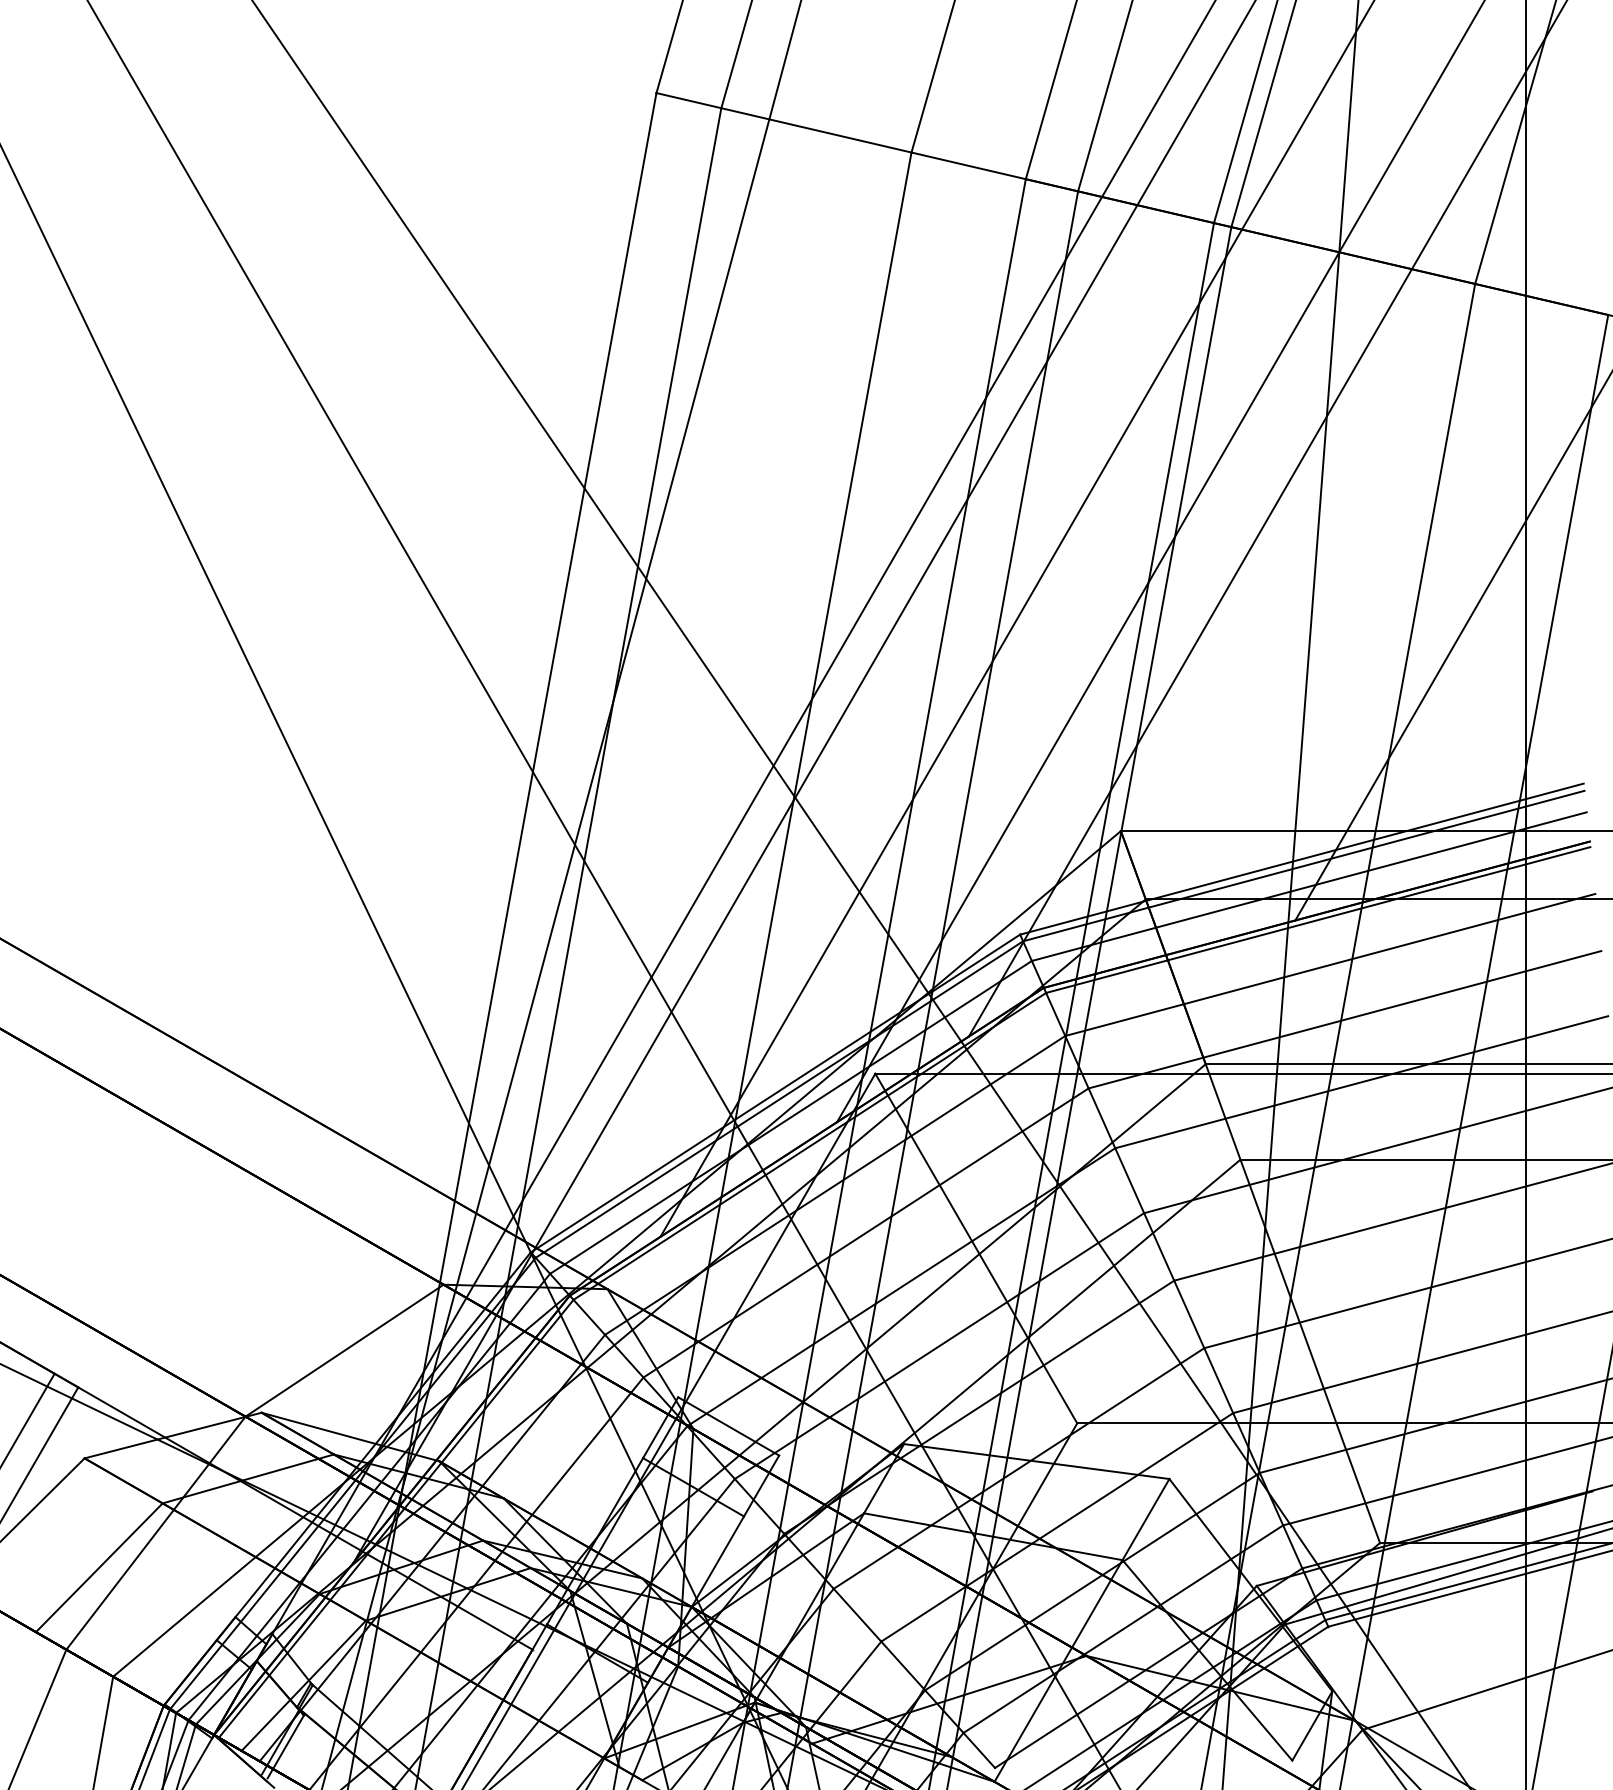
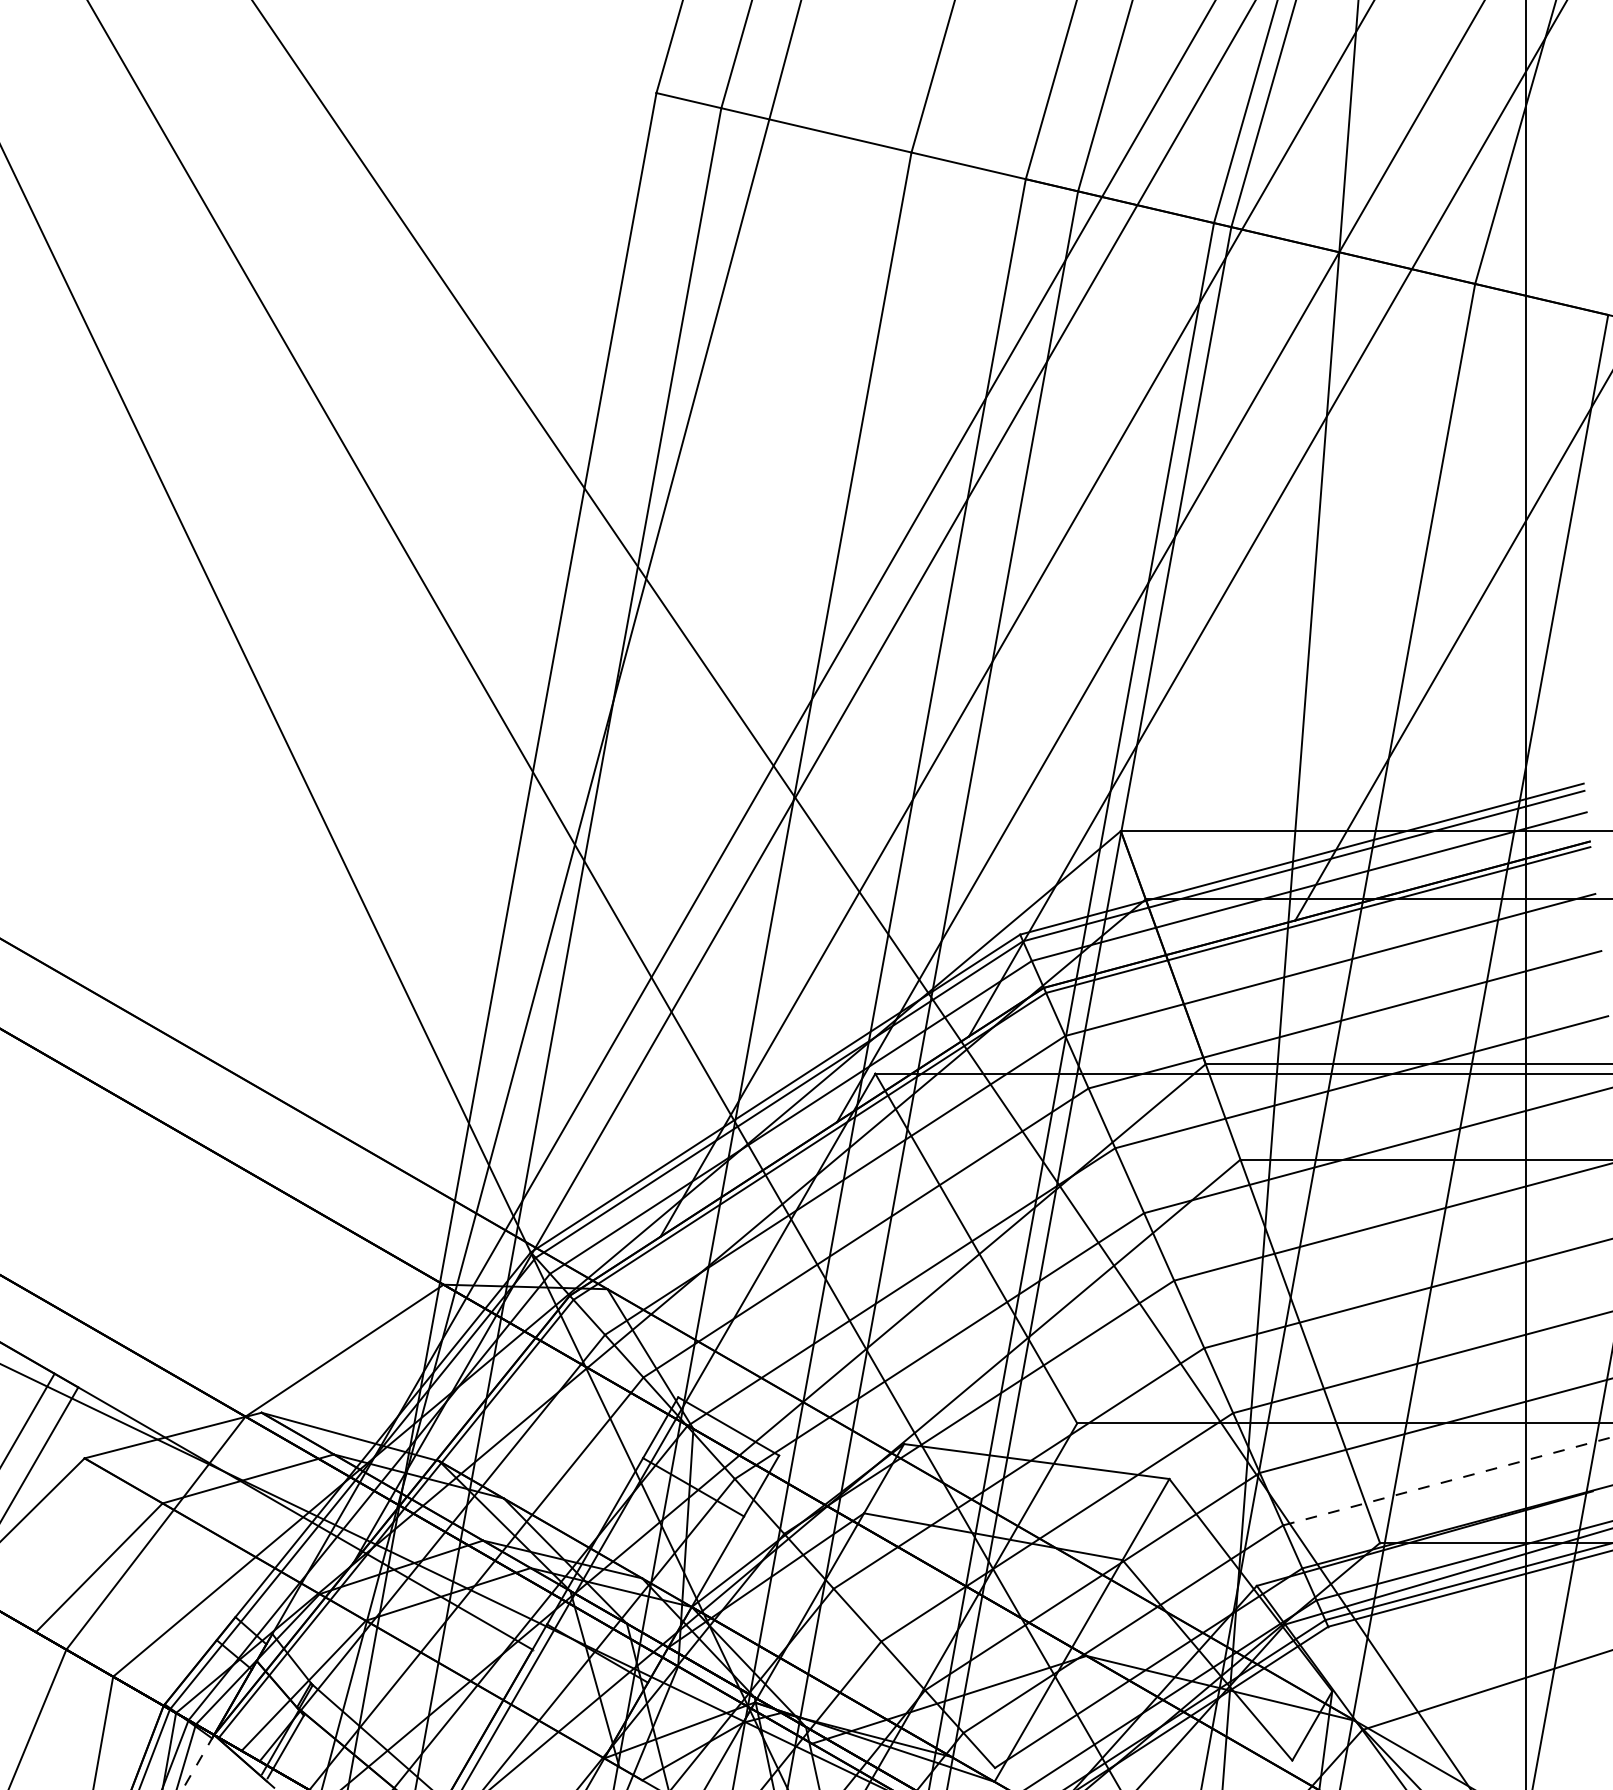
line: solid -> dashed (1447, 1481)
line: solid -> dashed (198, 1762)
